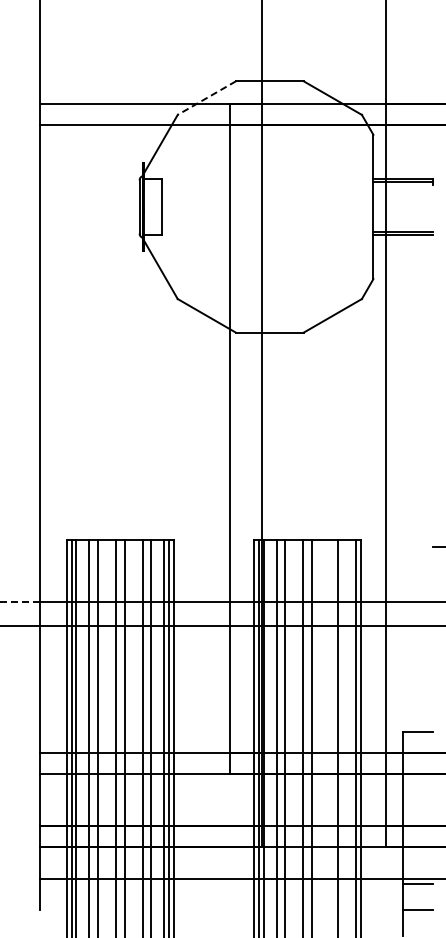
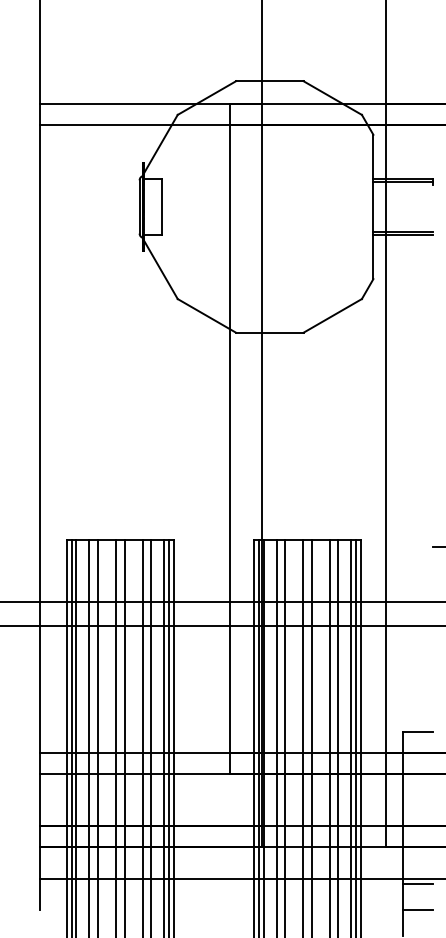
line: dashed -> solid (206, 98)
line: dashed -> solid (20, 602)
line: none -> present (330, 736)
line: none -> present (351, 736)
